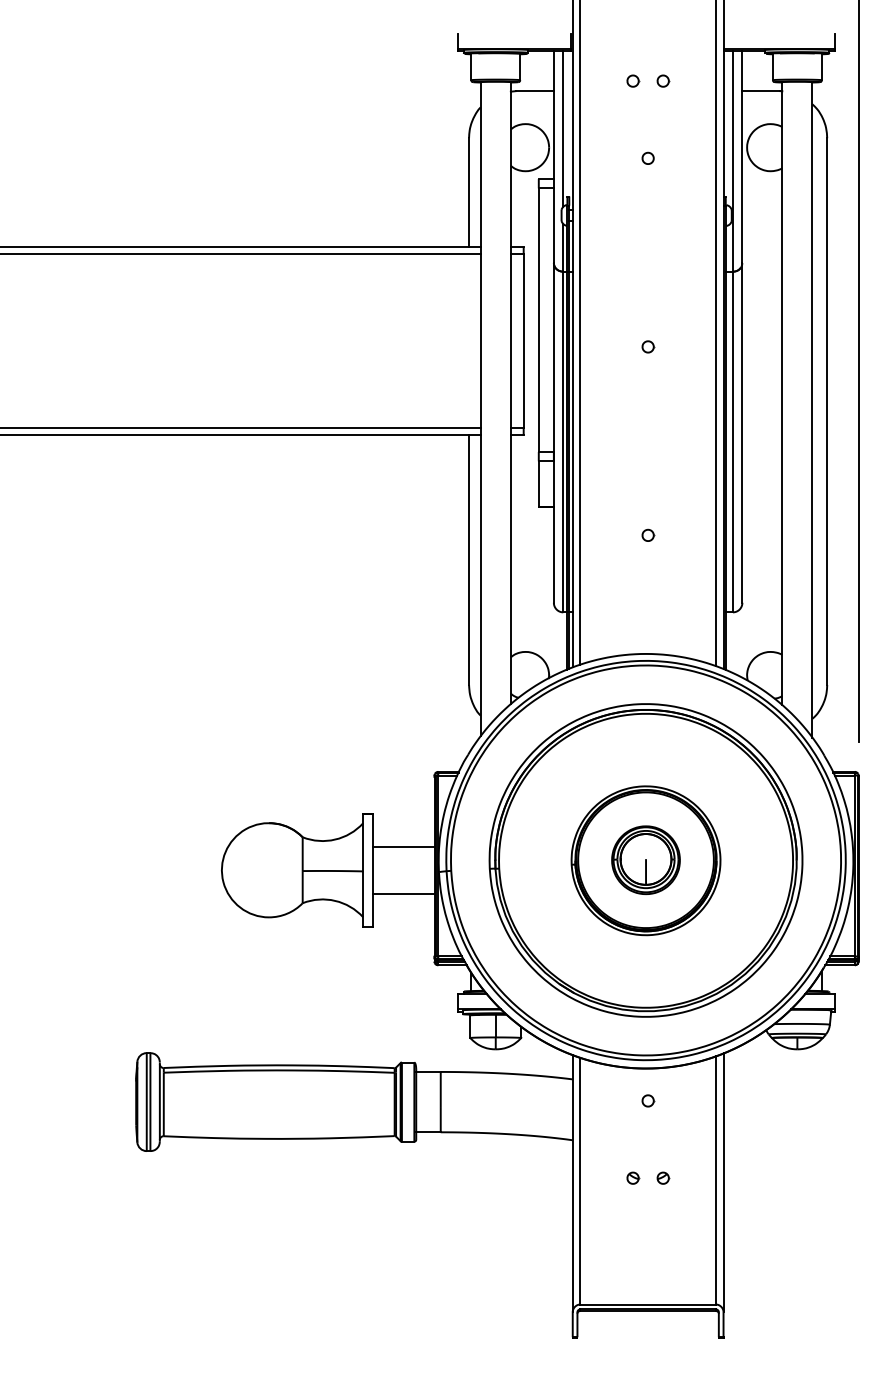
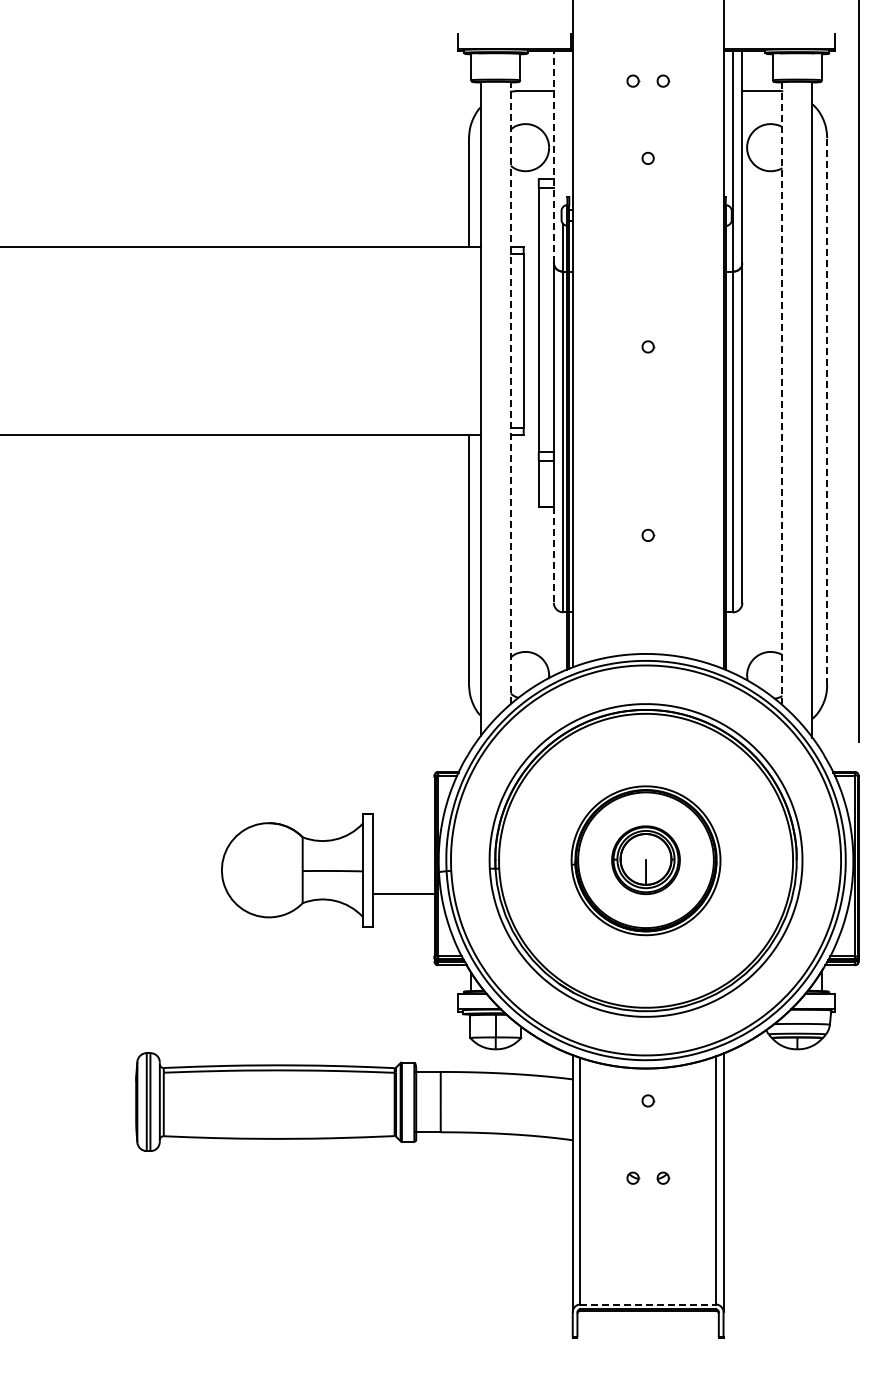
line: present -> none (563, 128)
line: solid -> dashed (553, 157)
line: present -> none (241, 254)
line: present -> none (580, 333)
line: present -> none (716, 334)
line: solid -> dashed (510, 392)
line: solid -> dashed (782, 393)
line: solid -> dashed (827, 411)
line: present -> none (241, 427)
line: solid -> dashed (553, 555)
line: present -> none (403, 846)
line: solid -> dashed (648, 1304)
